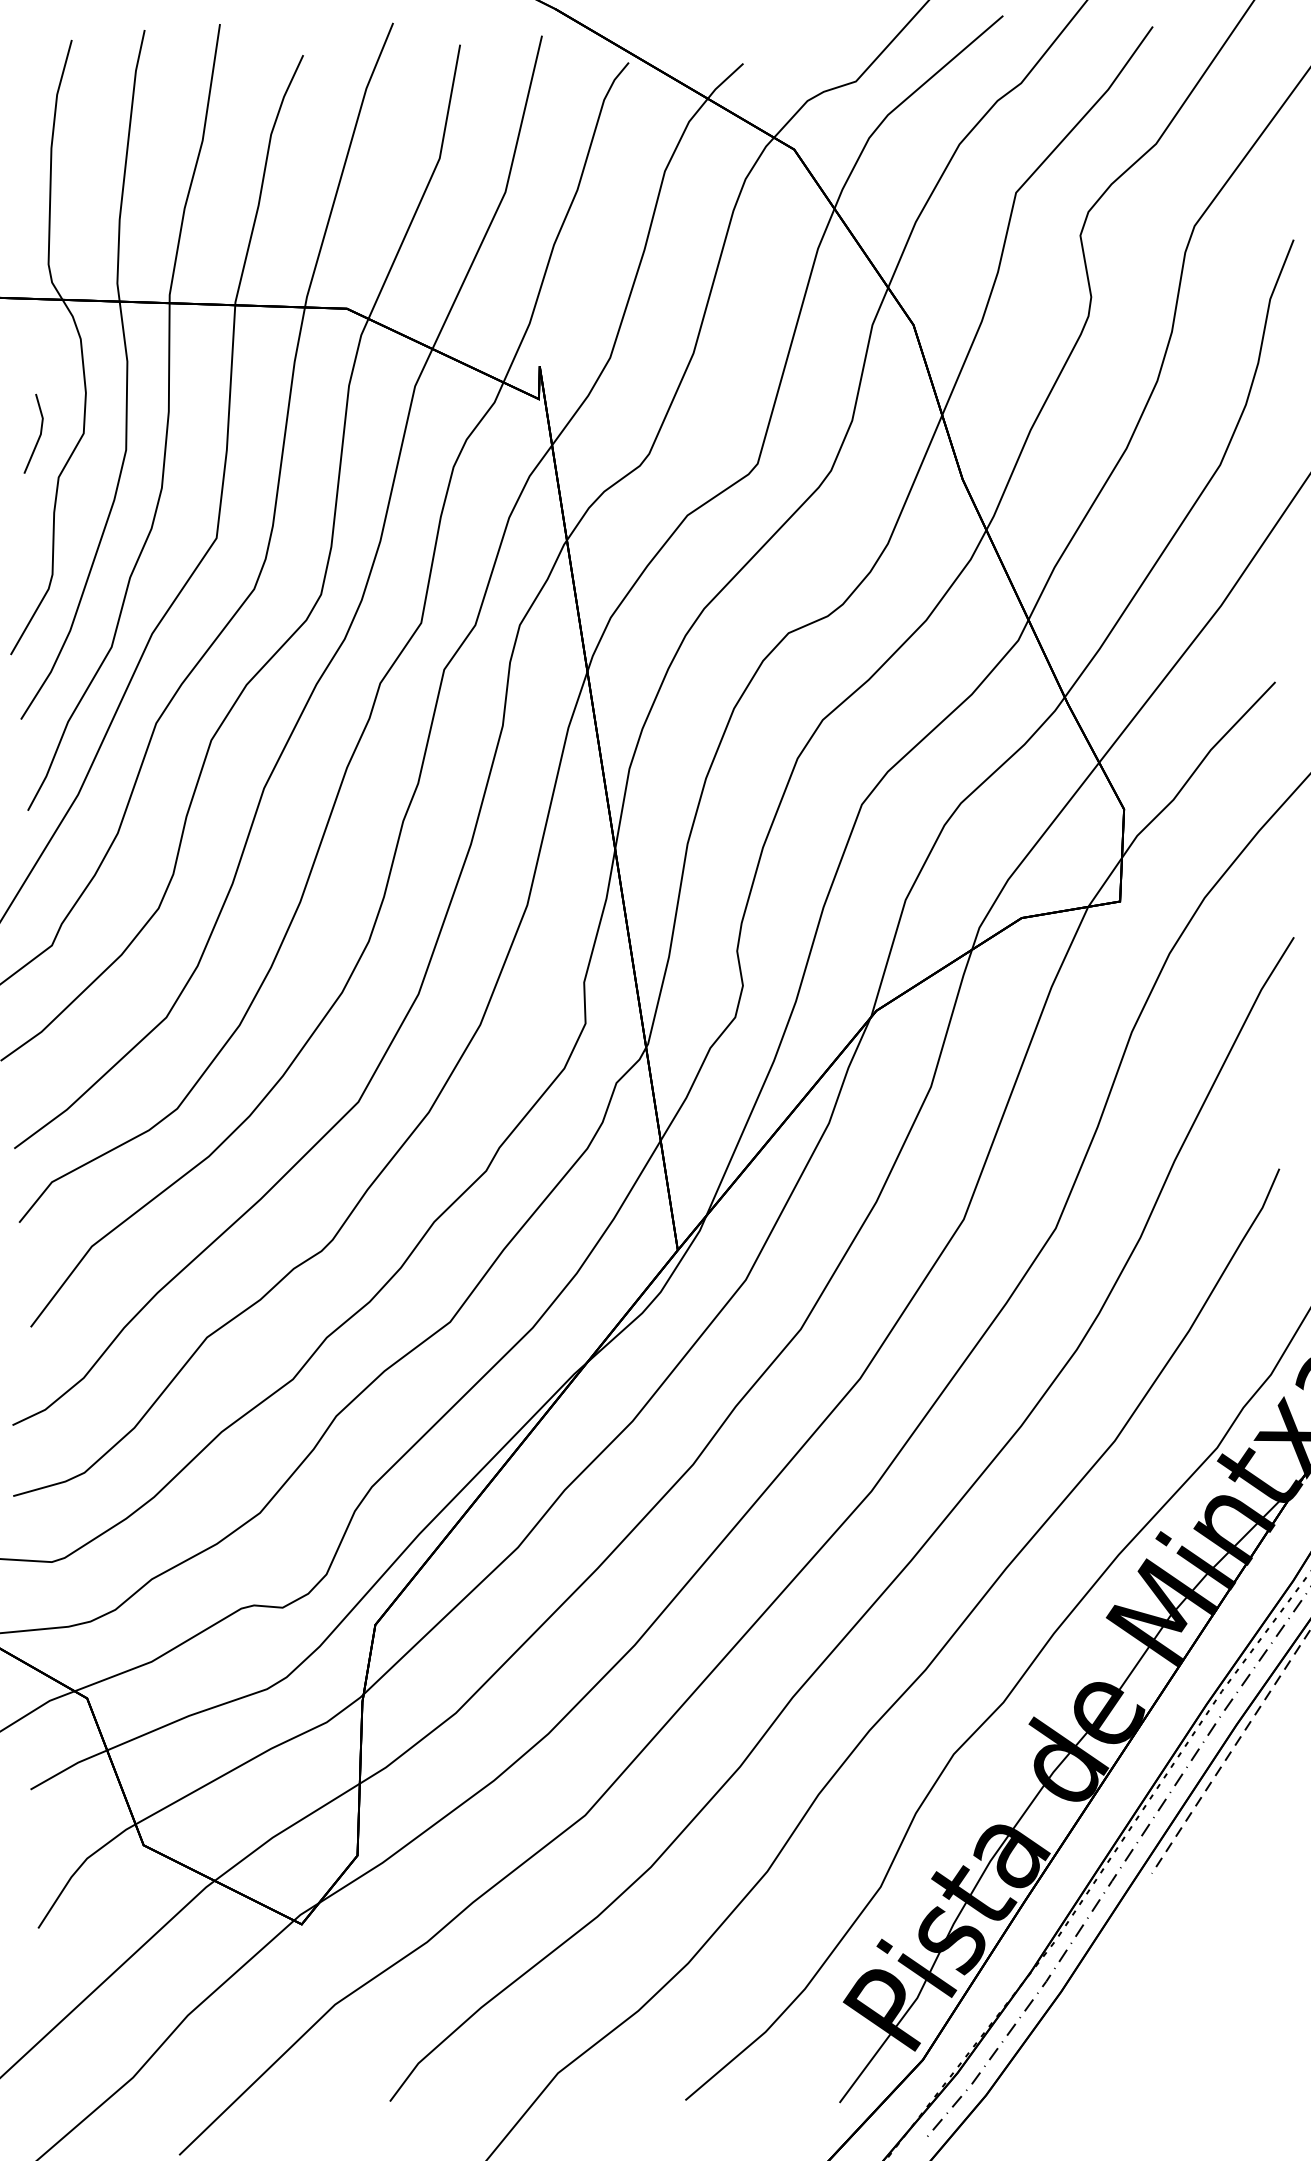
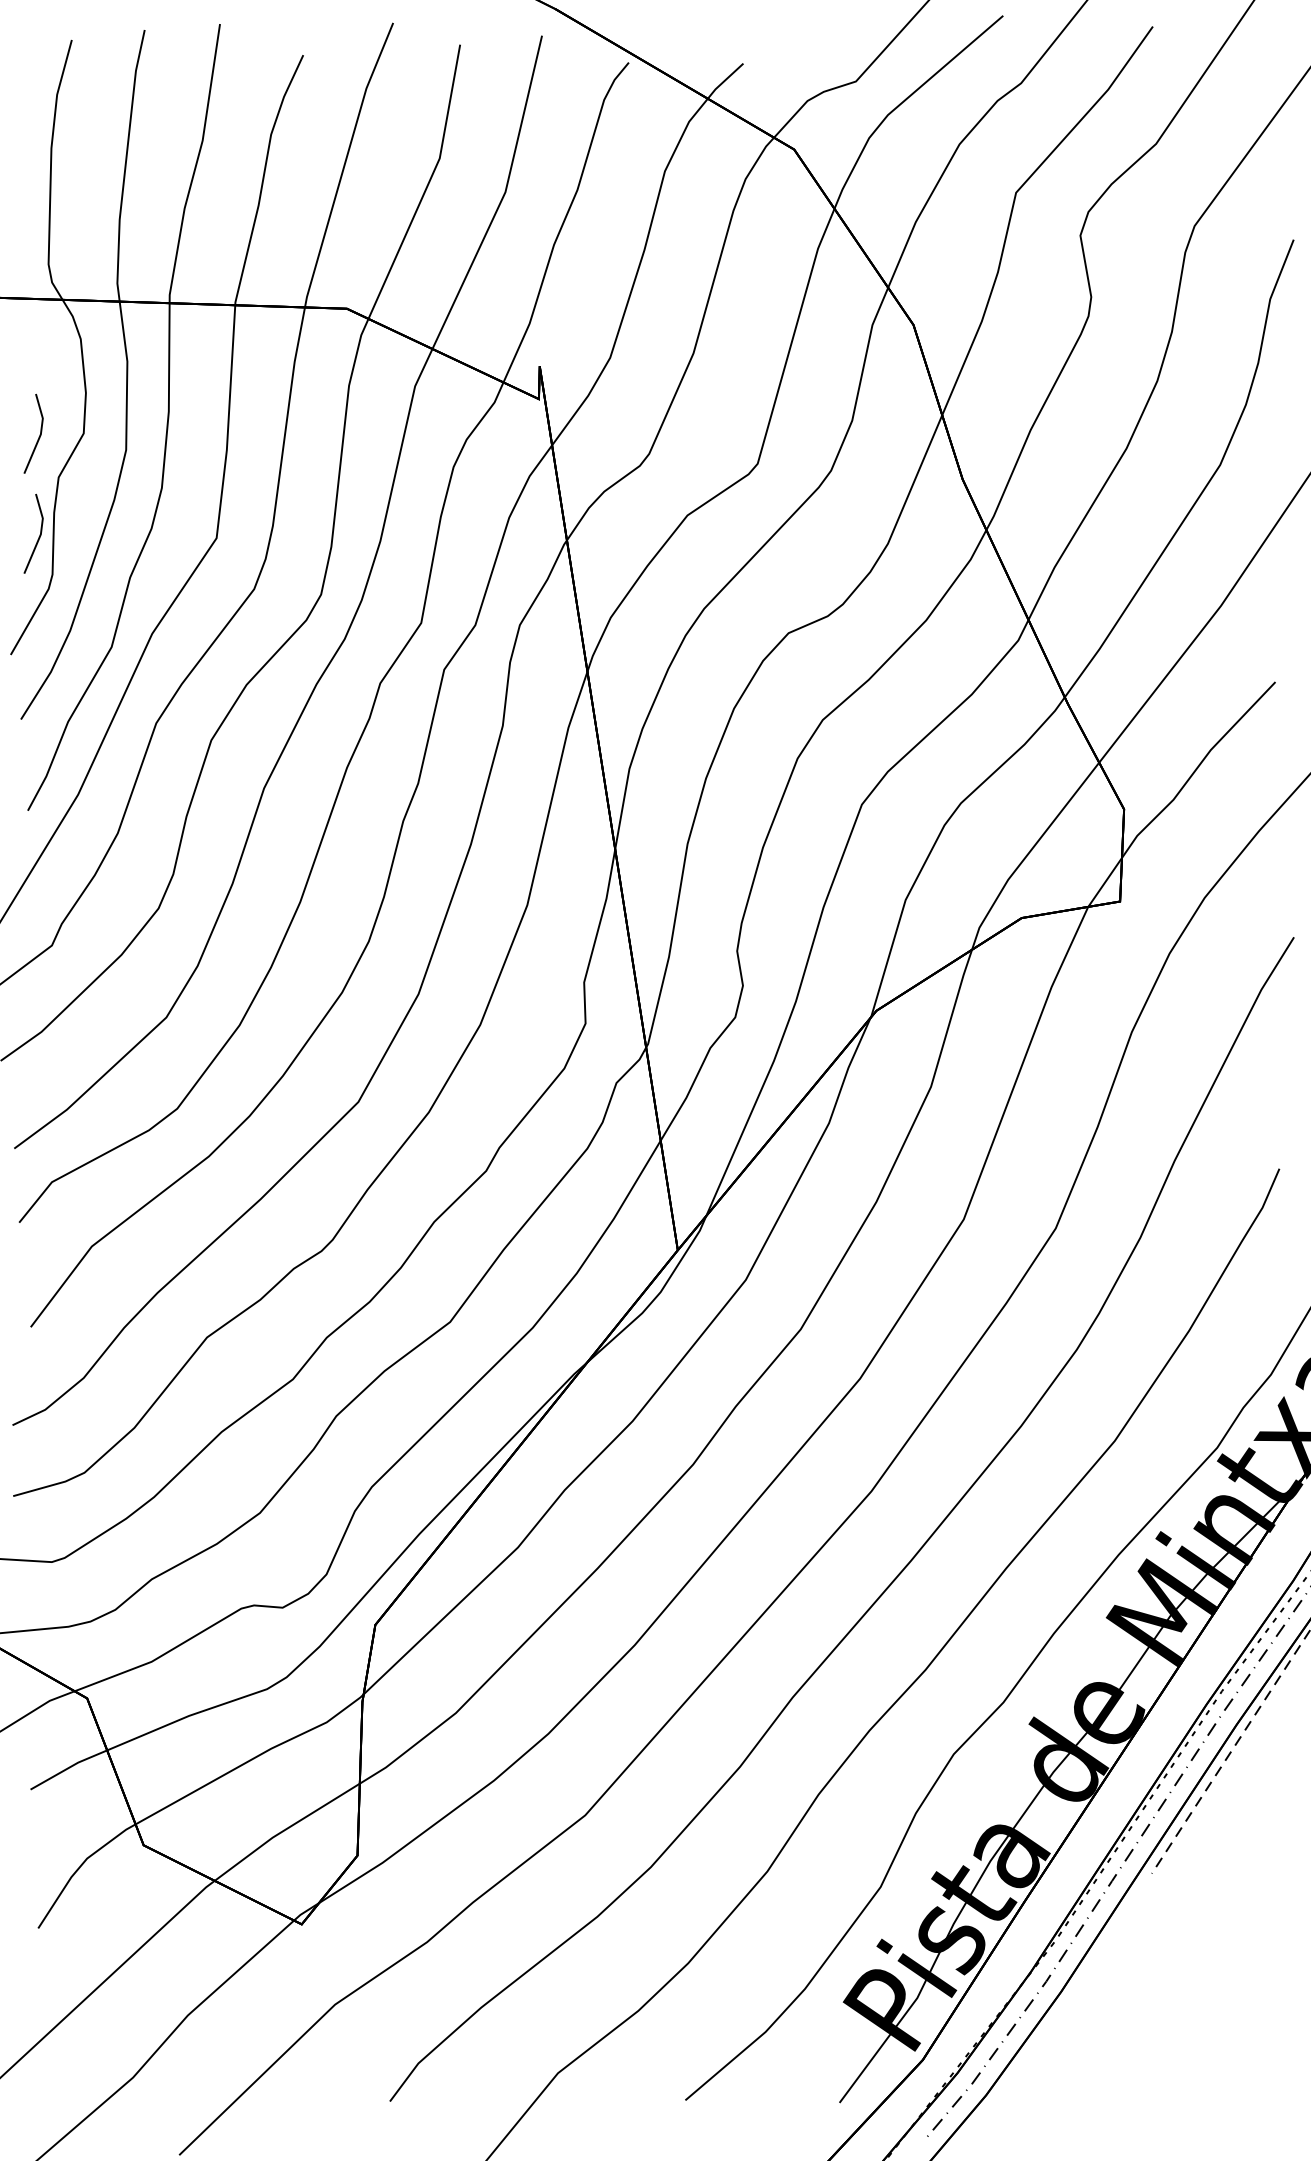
line: none -> present (39, 534)
